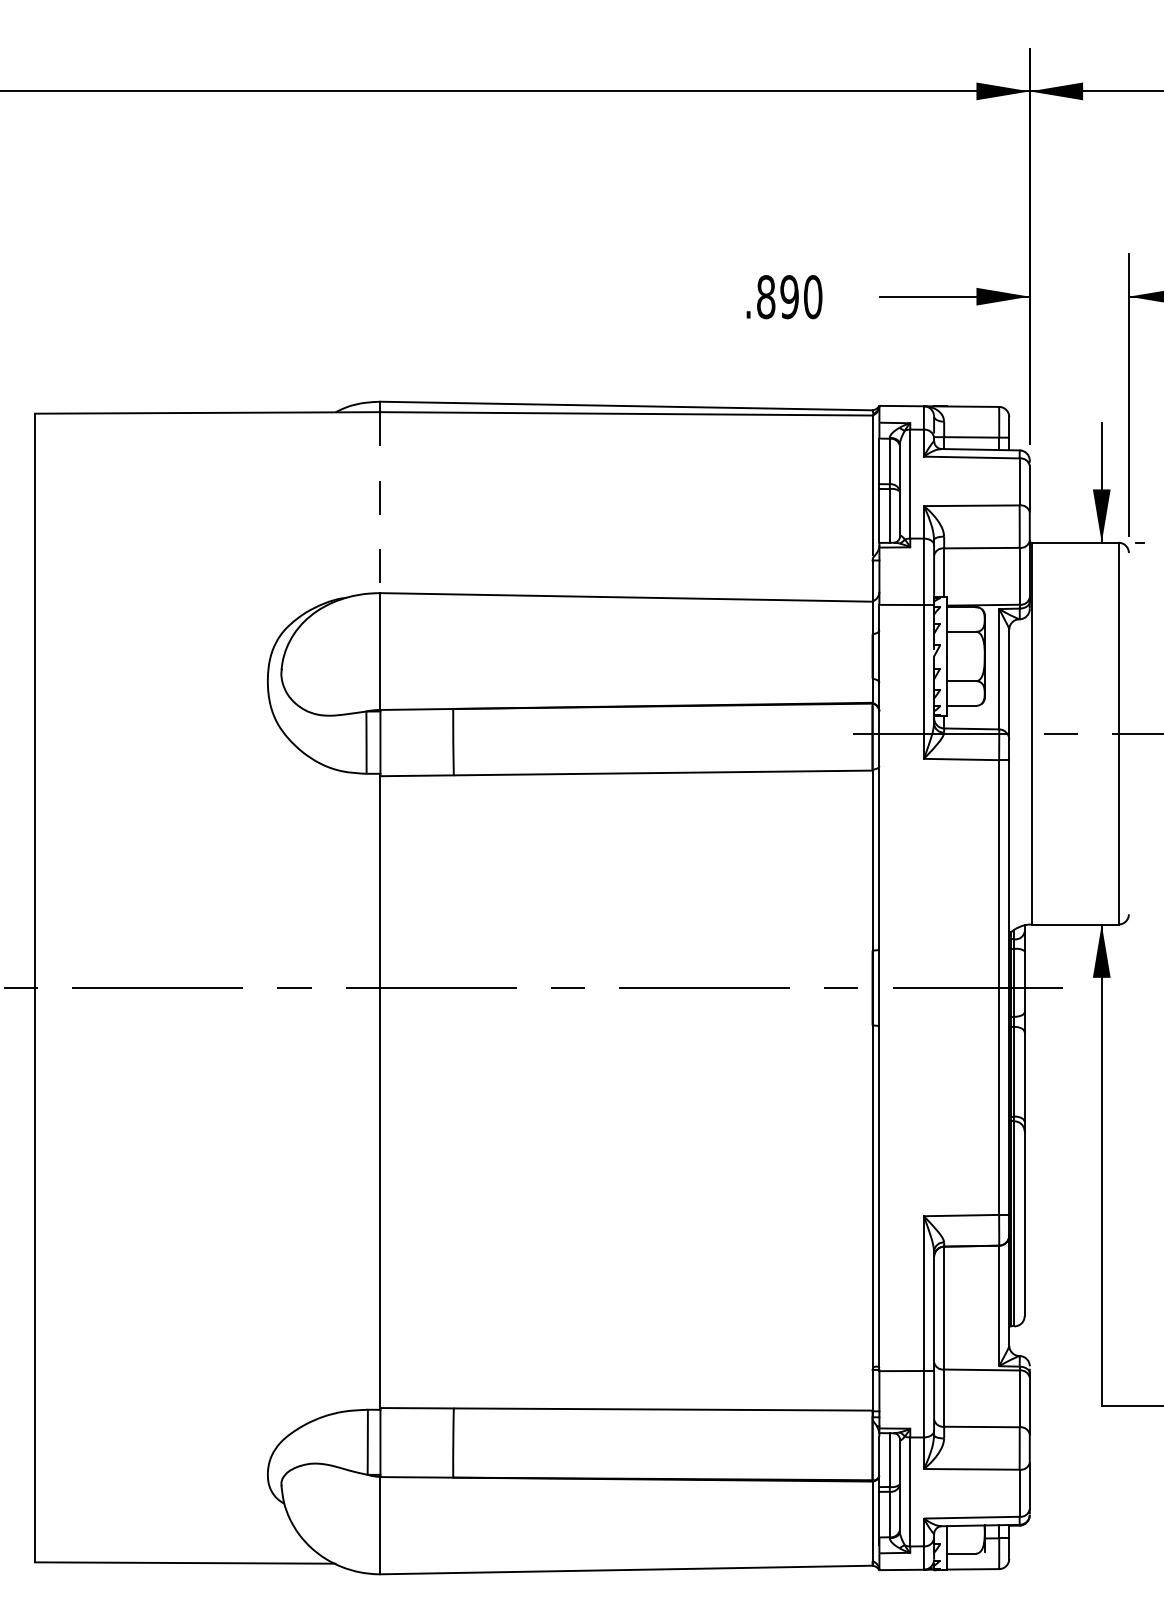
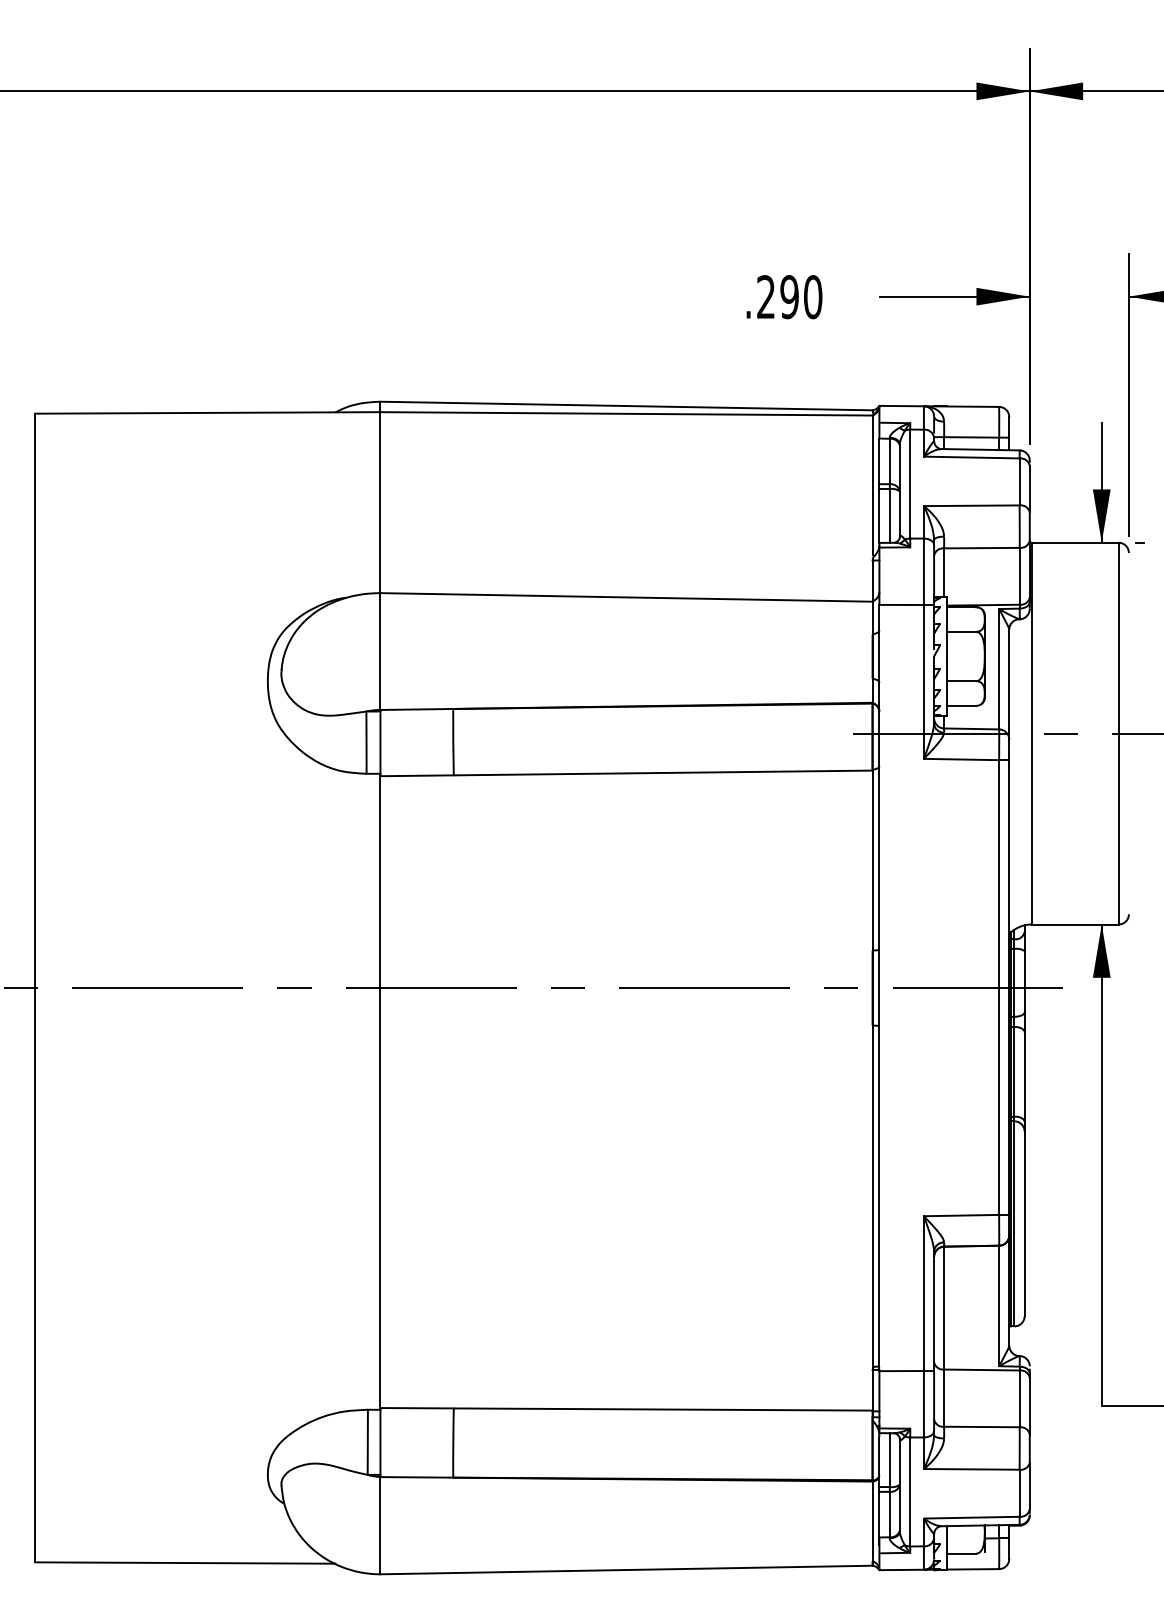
text: .890 -> .290 (766, 297)
line: dashed -> solid (380, 503)
